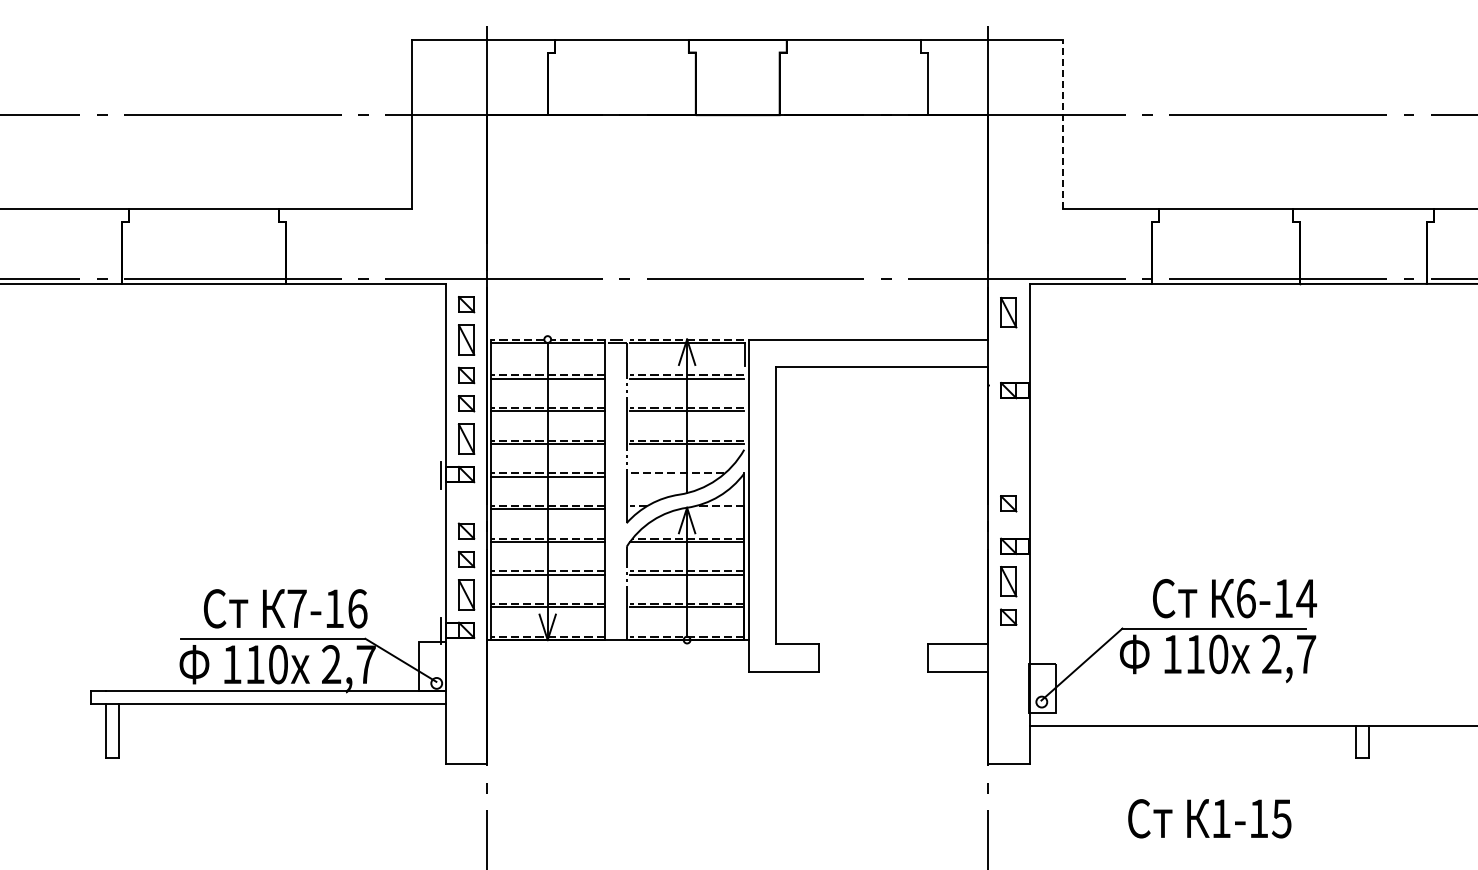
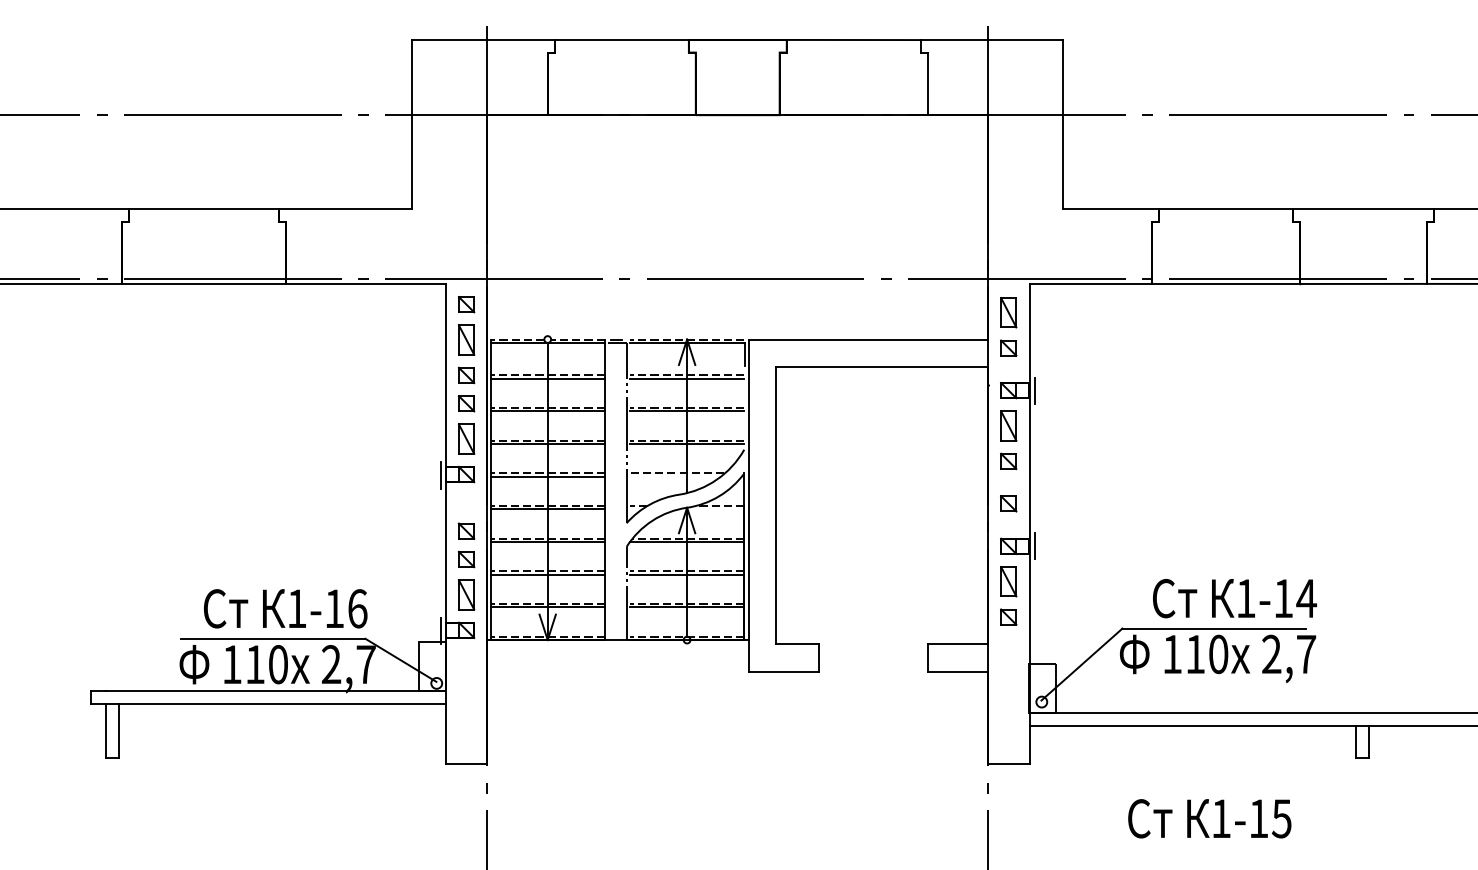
line: dashed -> solid (1063, 123)
part: none -> present (1008, 347)
line: none -> present (1034, 390)
part: none -> present (1008, 425)
part: none -> present (1008, 461)
line: none -> present (1034, 546)
text: 6-14 -> 1-14 (1246, 598)
text: 7-16 -> 1-16 (296, 608)
line: none -> present (1251, 713)
